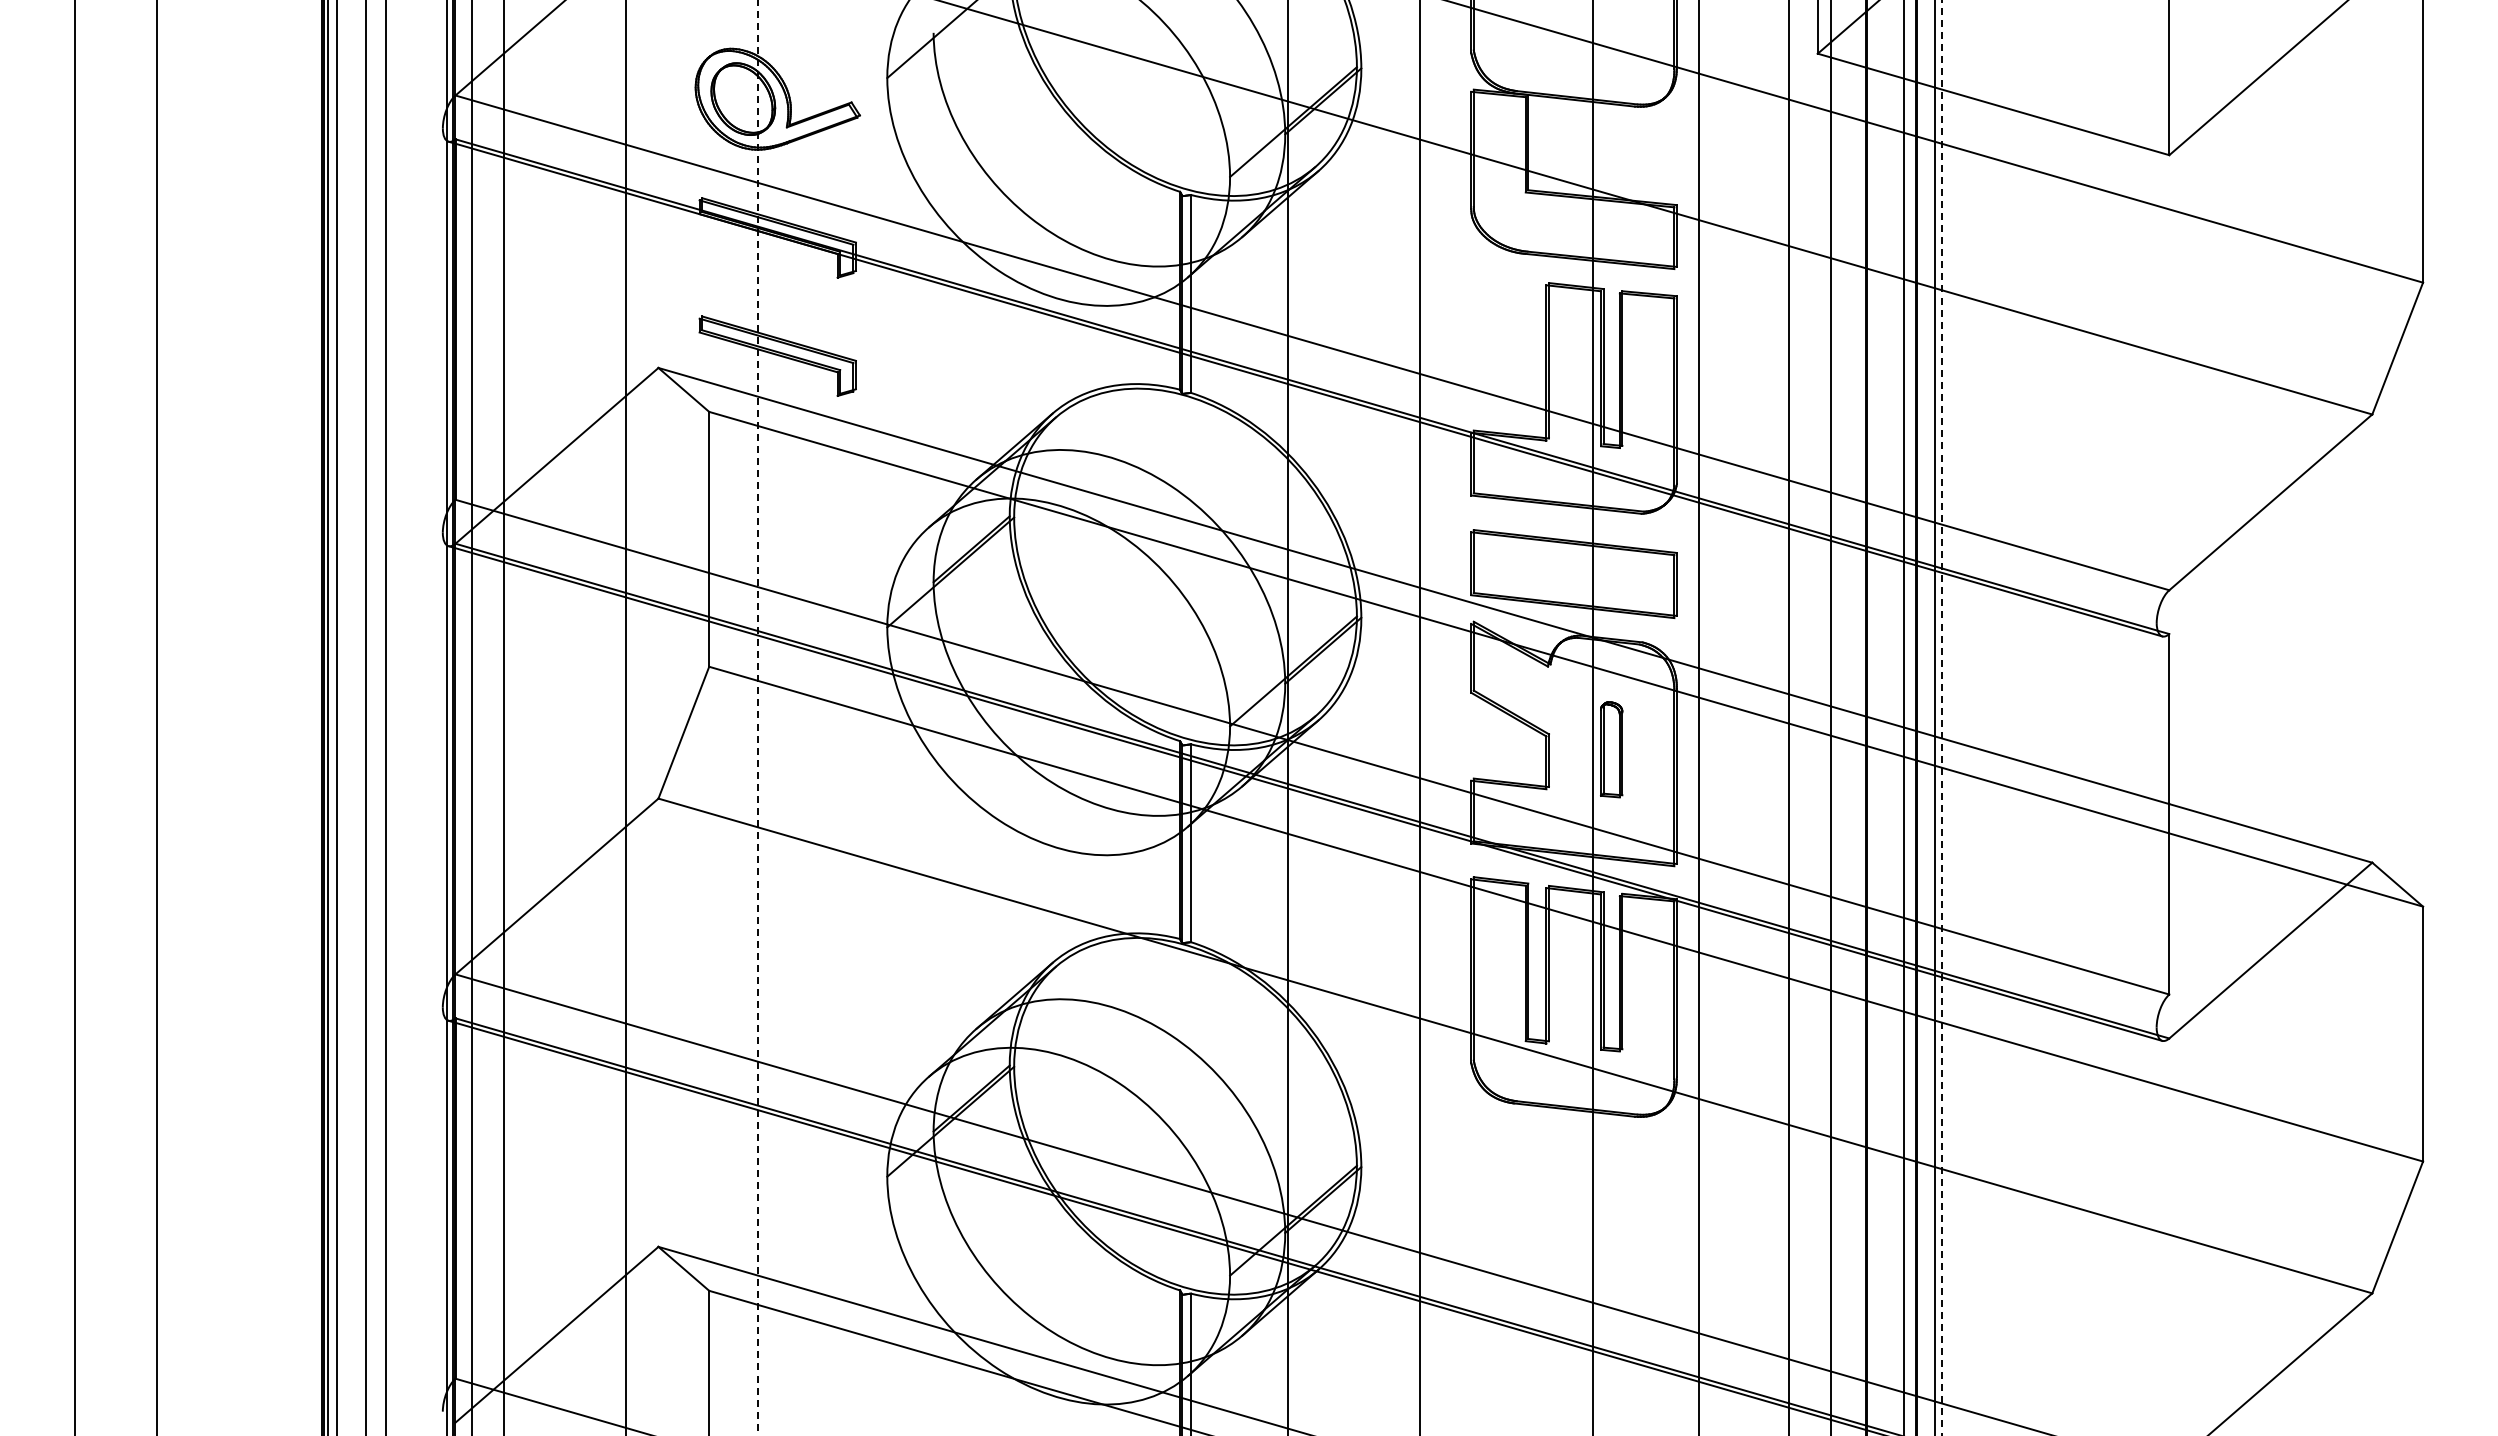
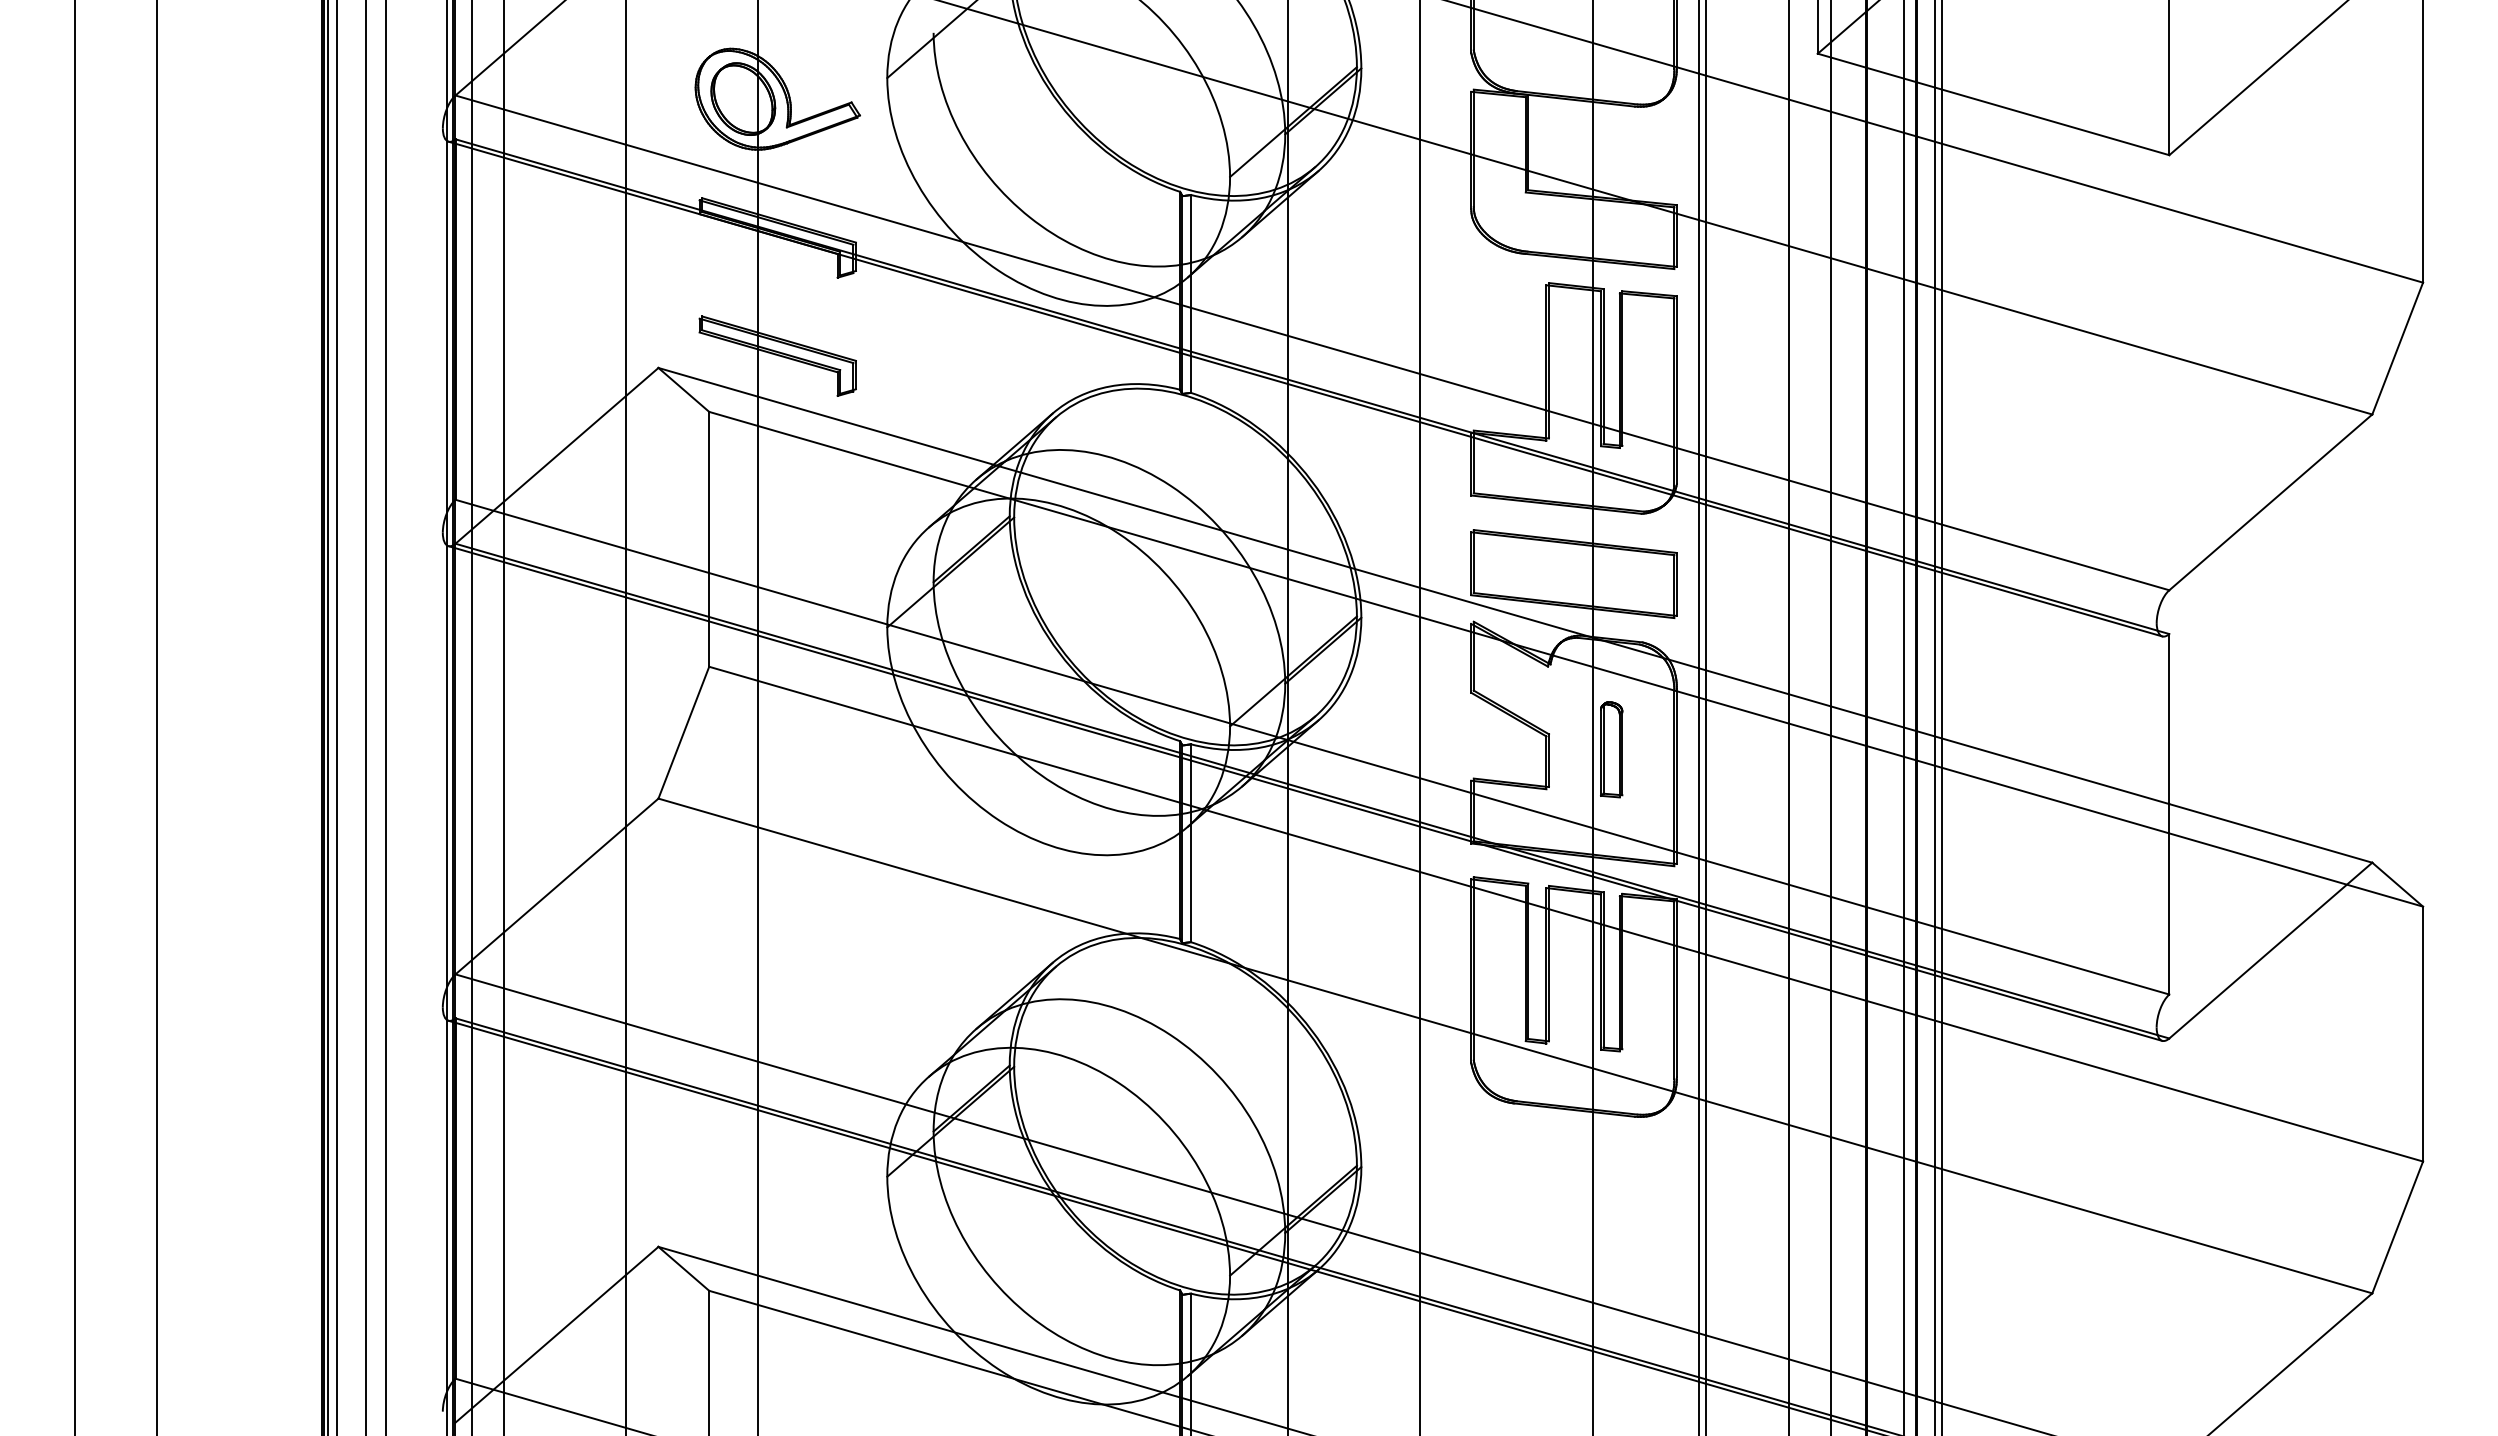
line: none -> present (1706, 717)
line: dashed -> solid (1941, 717)
line: dashed -> solid (757, 718)
